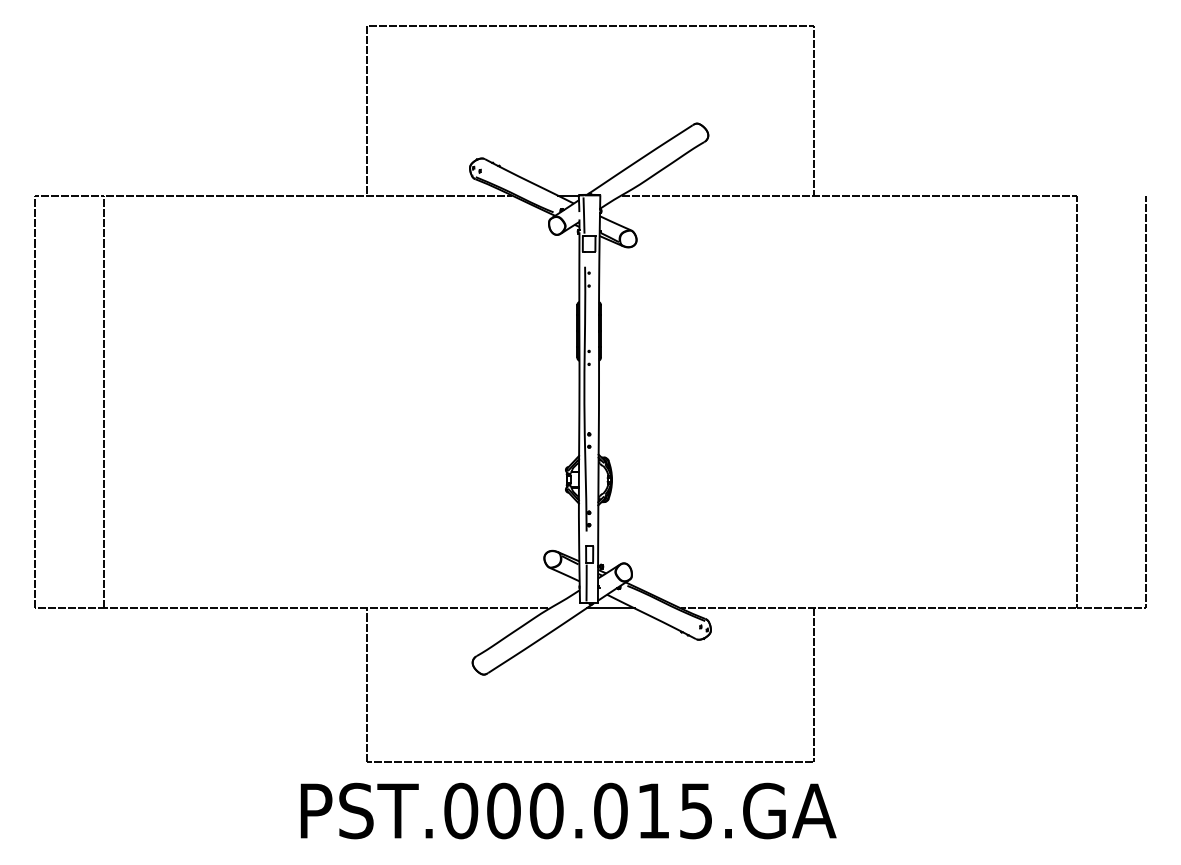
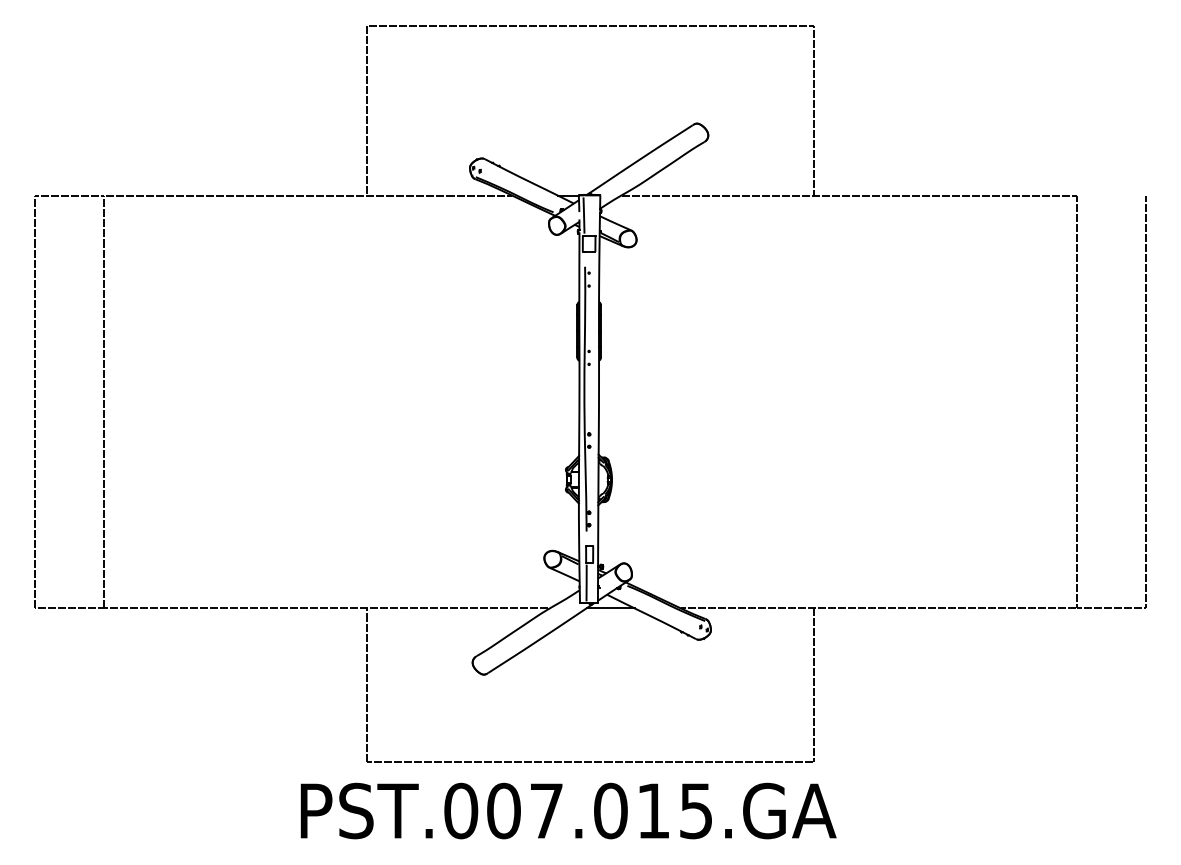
text: PST.000.015.GA -> PST.007.015.GA (546, 810)
